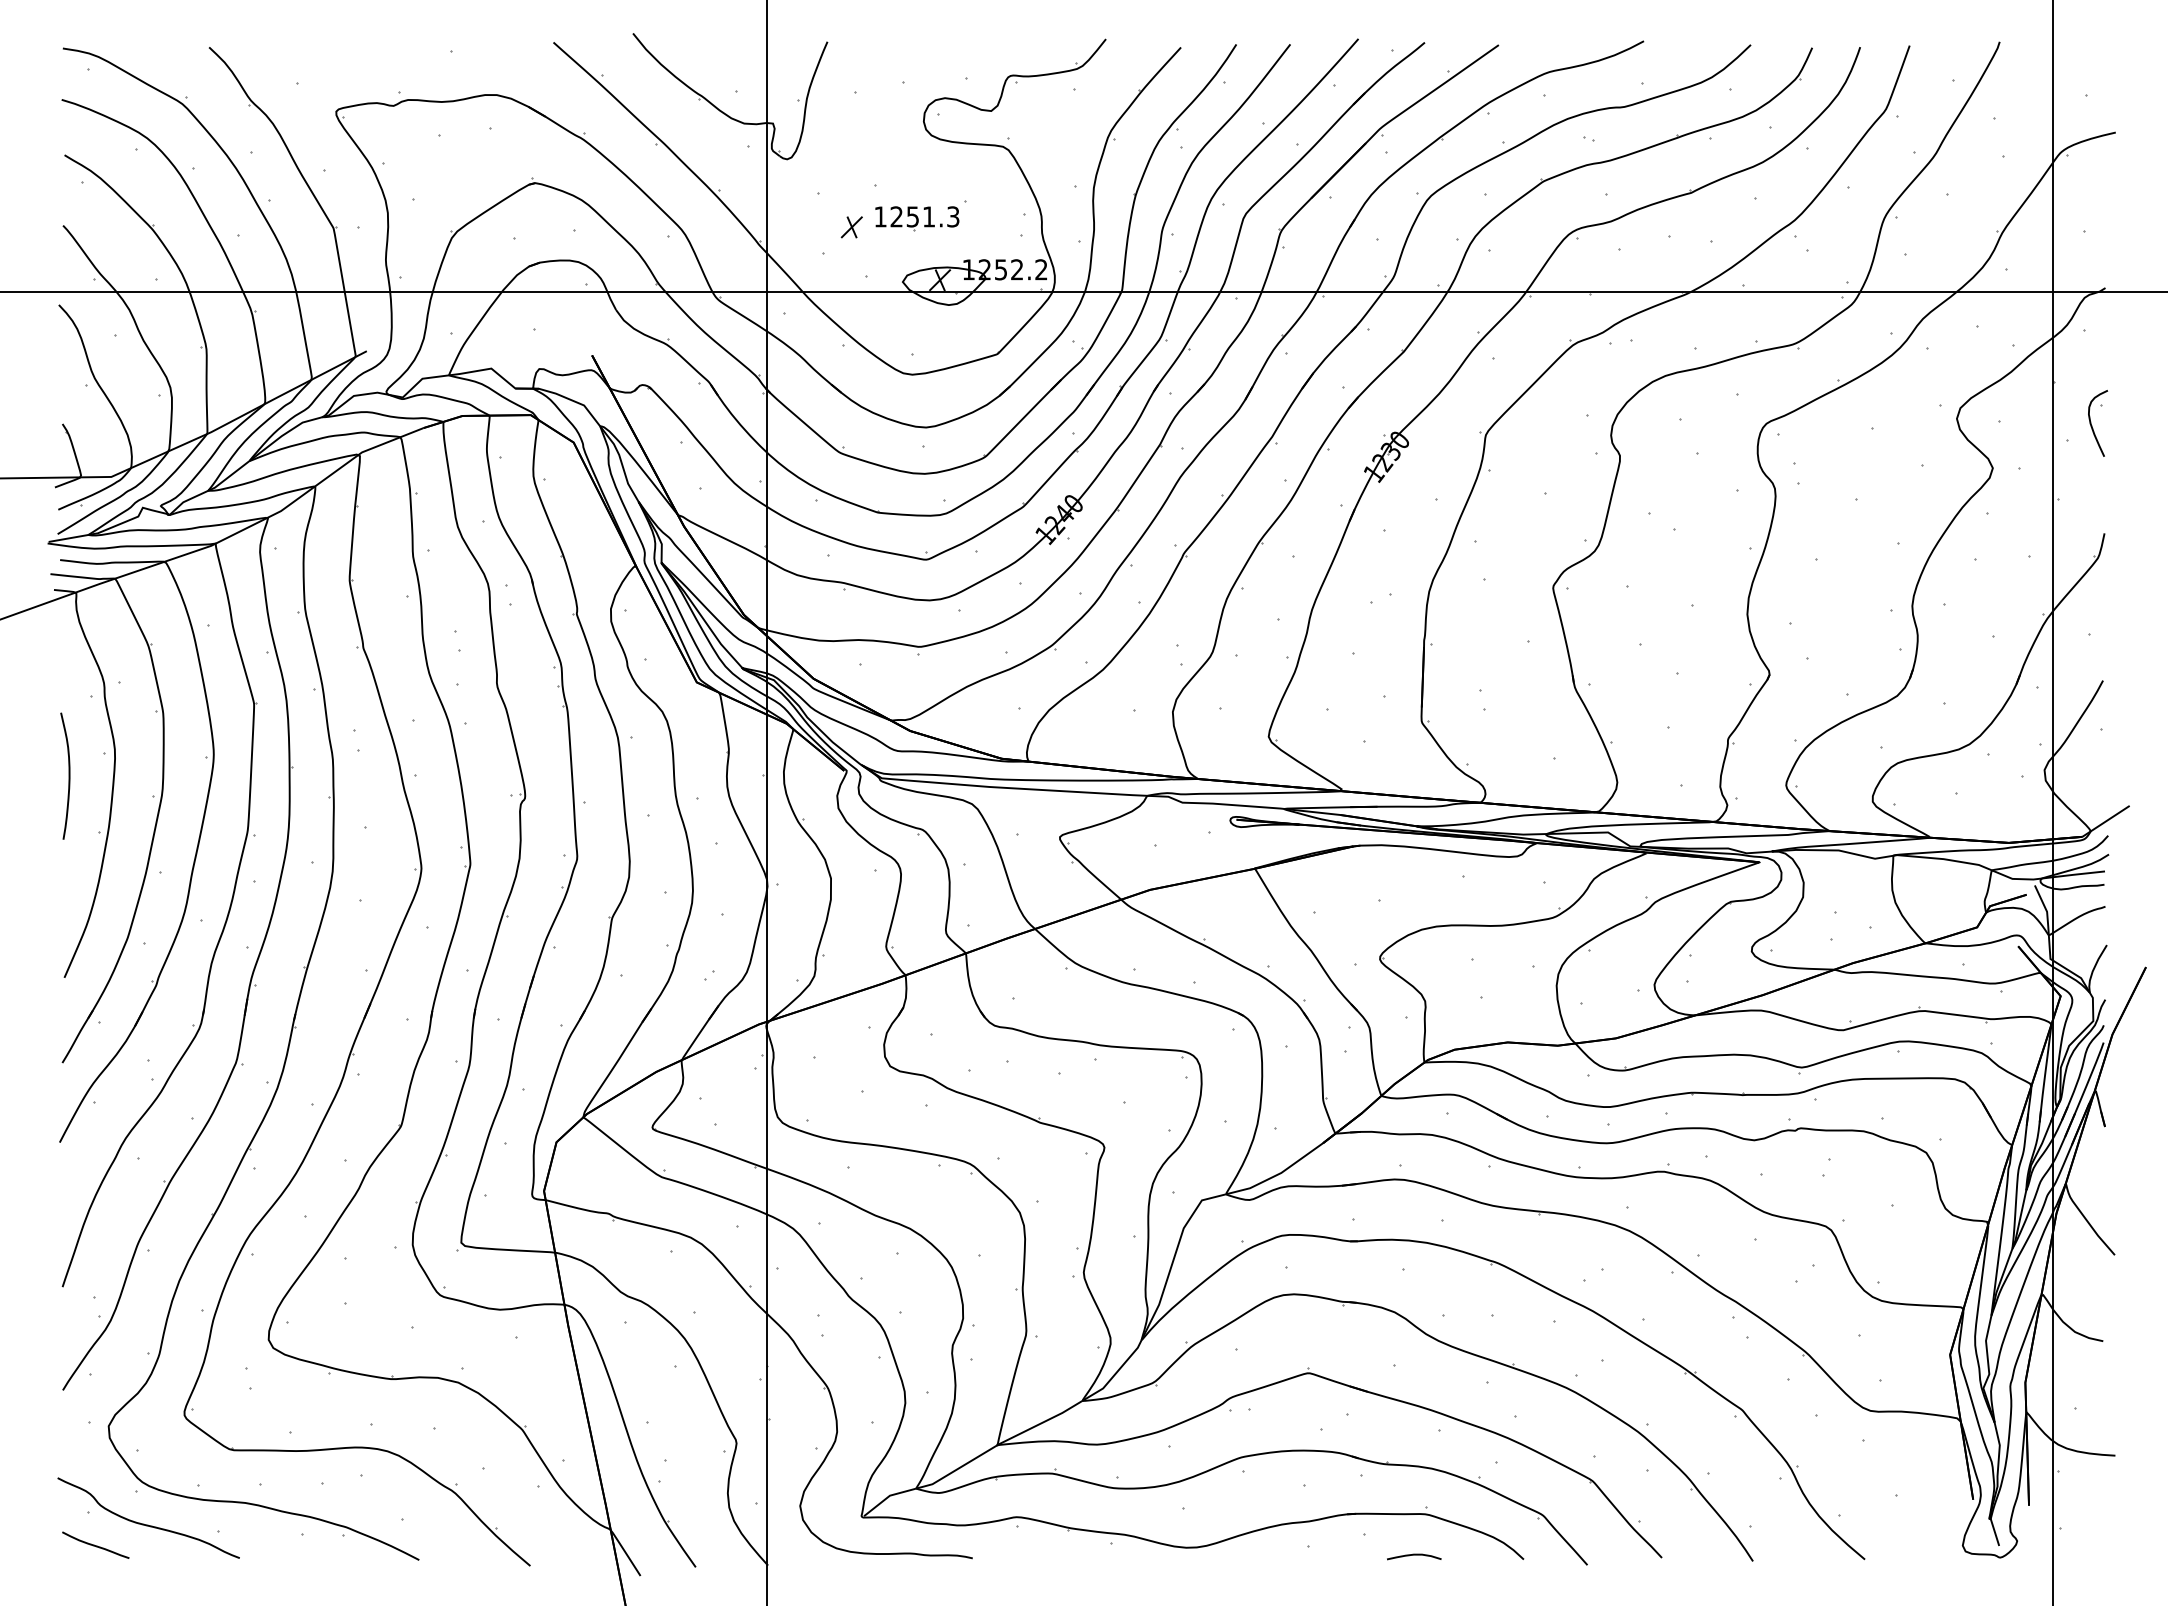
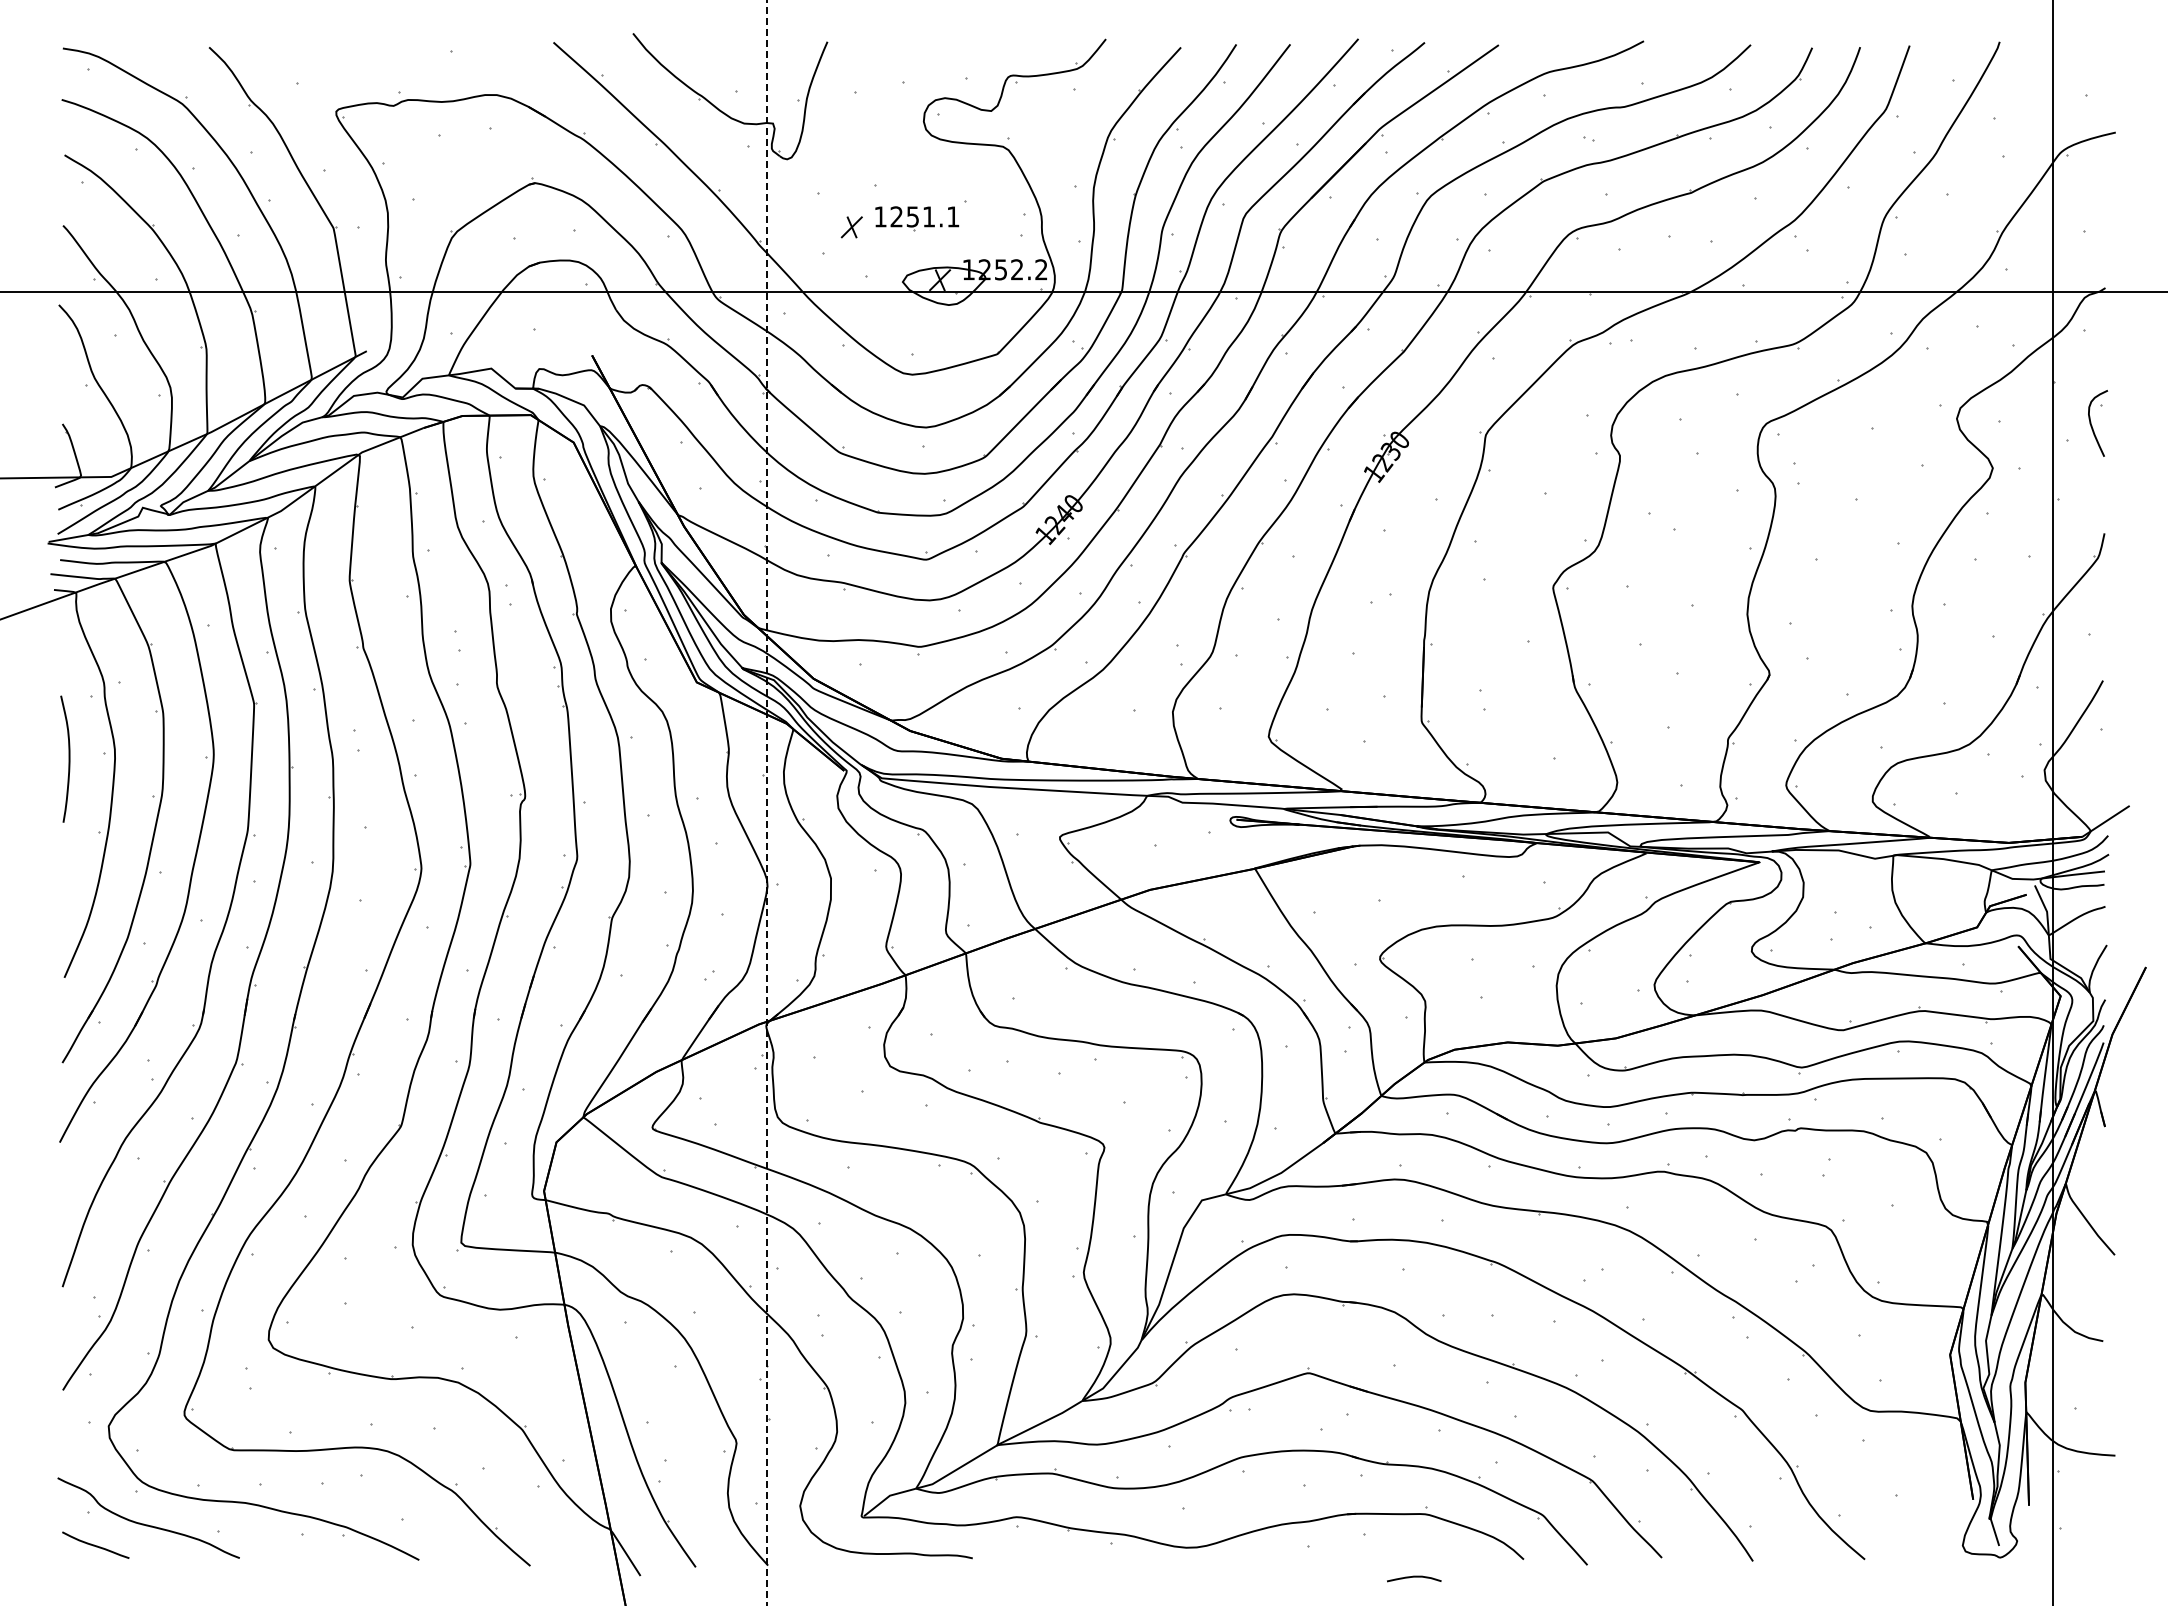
text: 1251.3 -> 1251.1 (953, 216)
curve position: (68, 775) -> (68, 758) (68, 758)
line: solid -> dashed (766, 803)
curve position: (1414, 1555) -> (1414, 1577) (1414, 1577)
